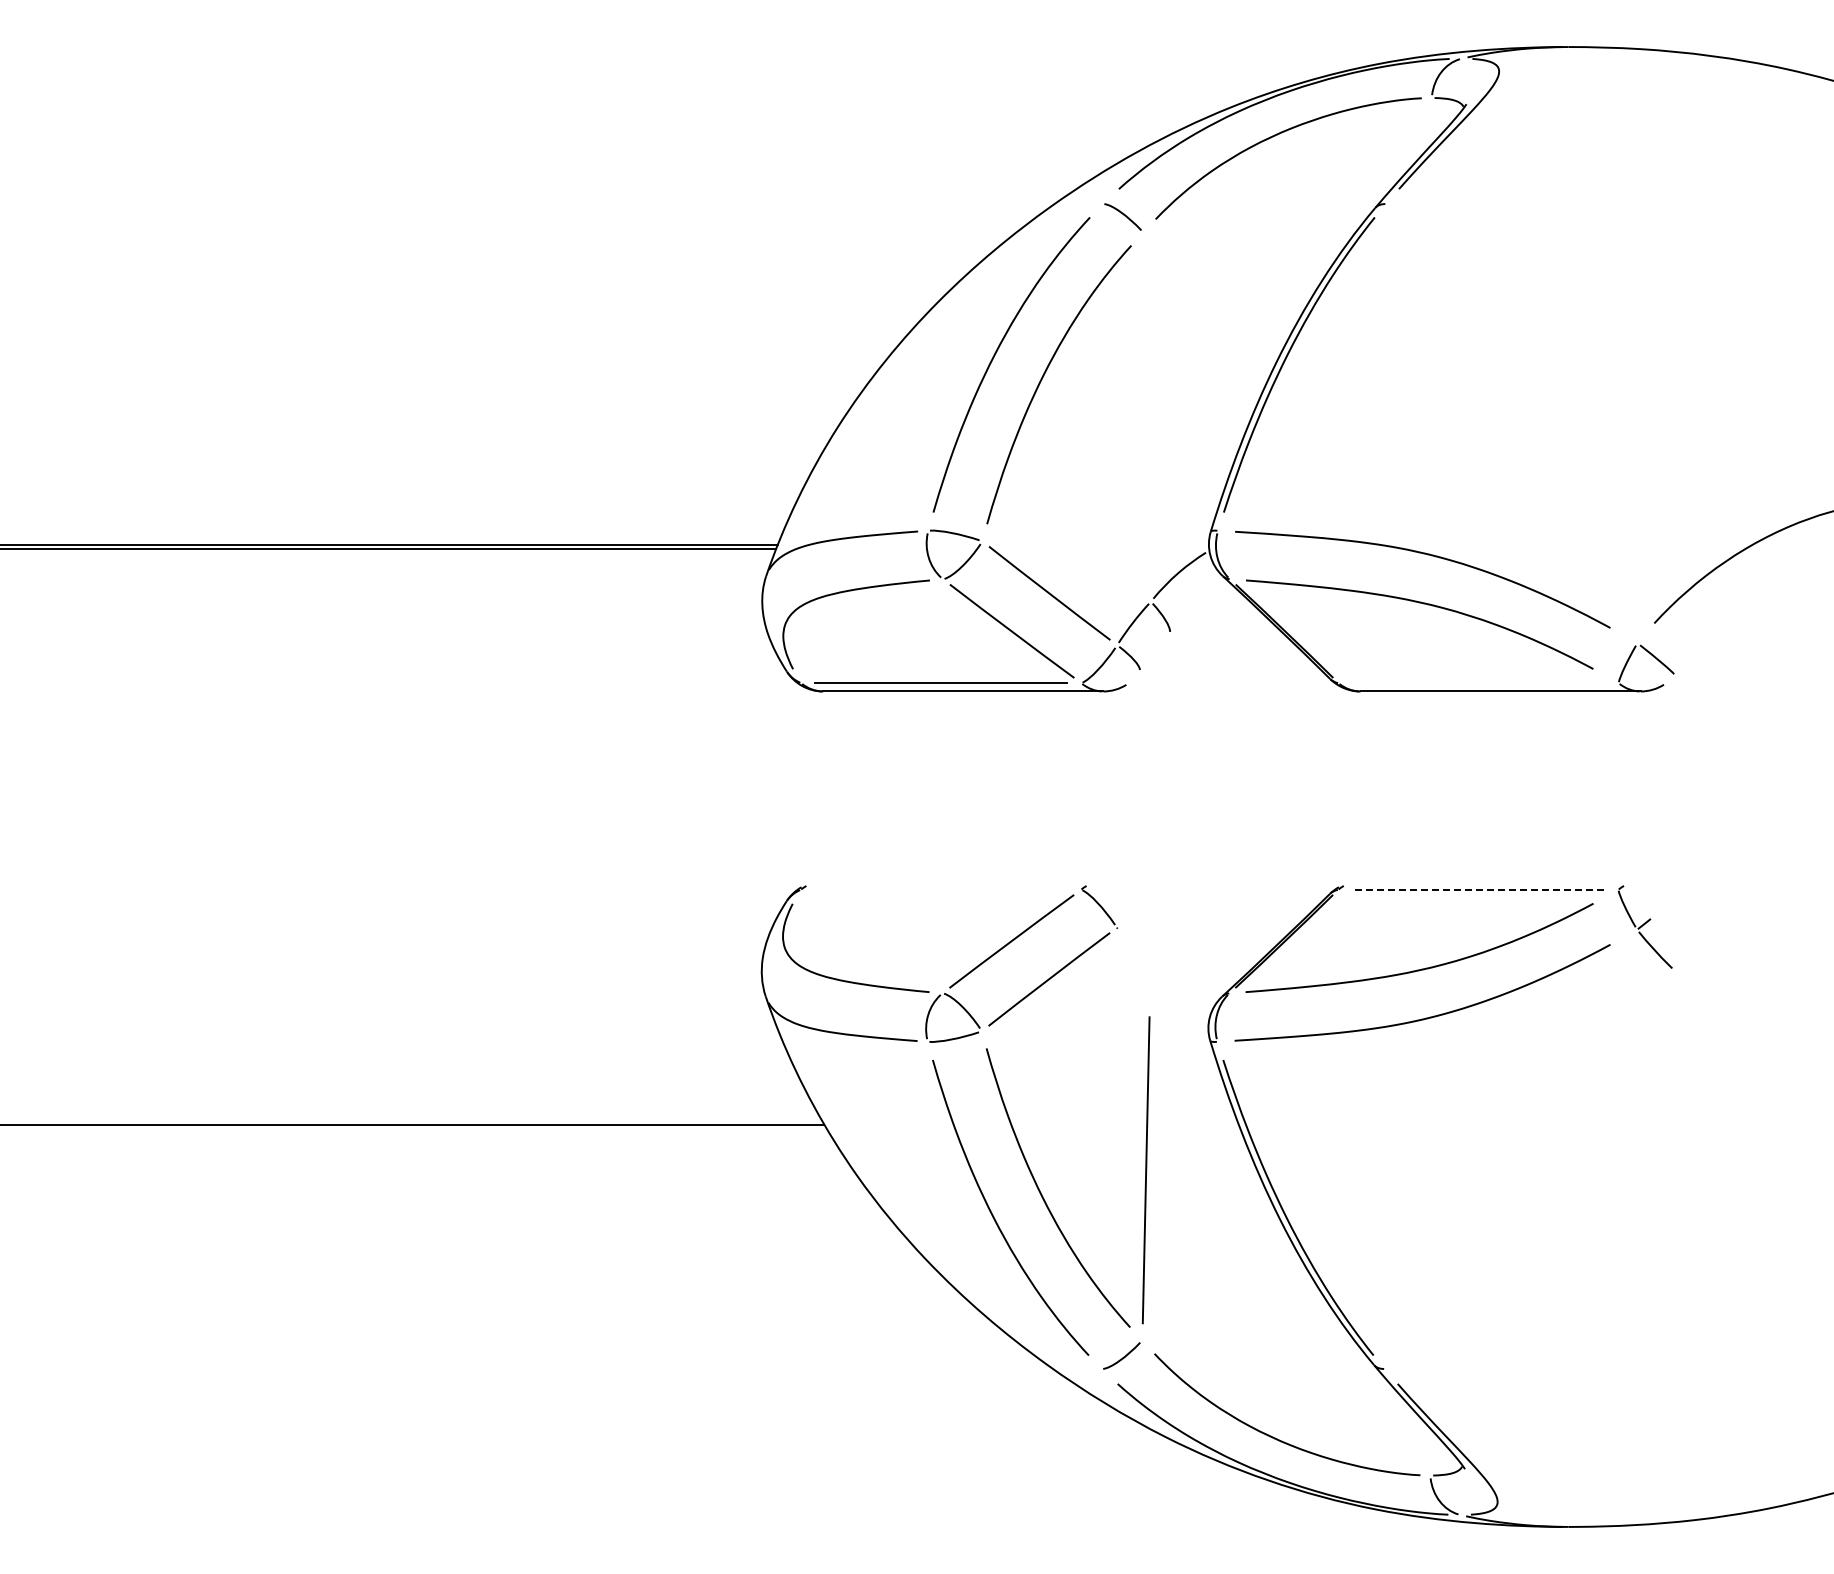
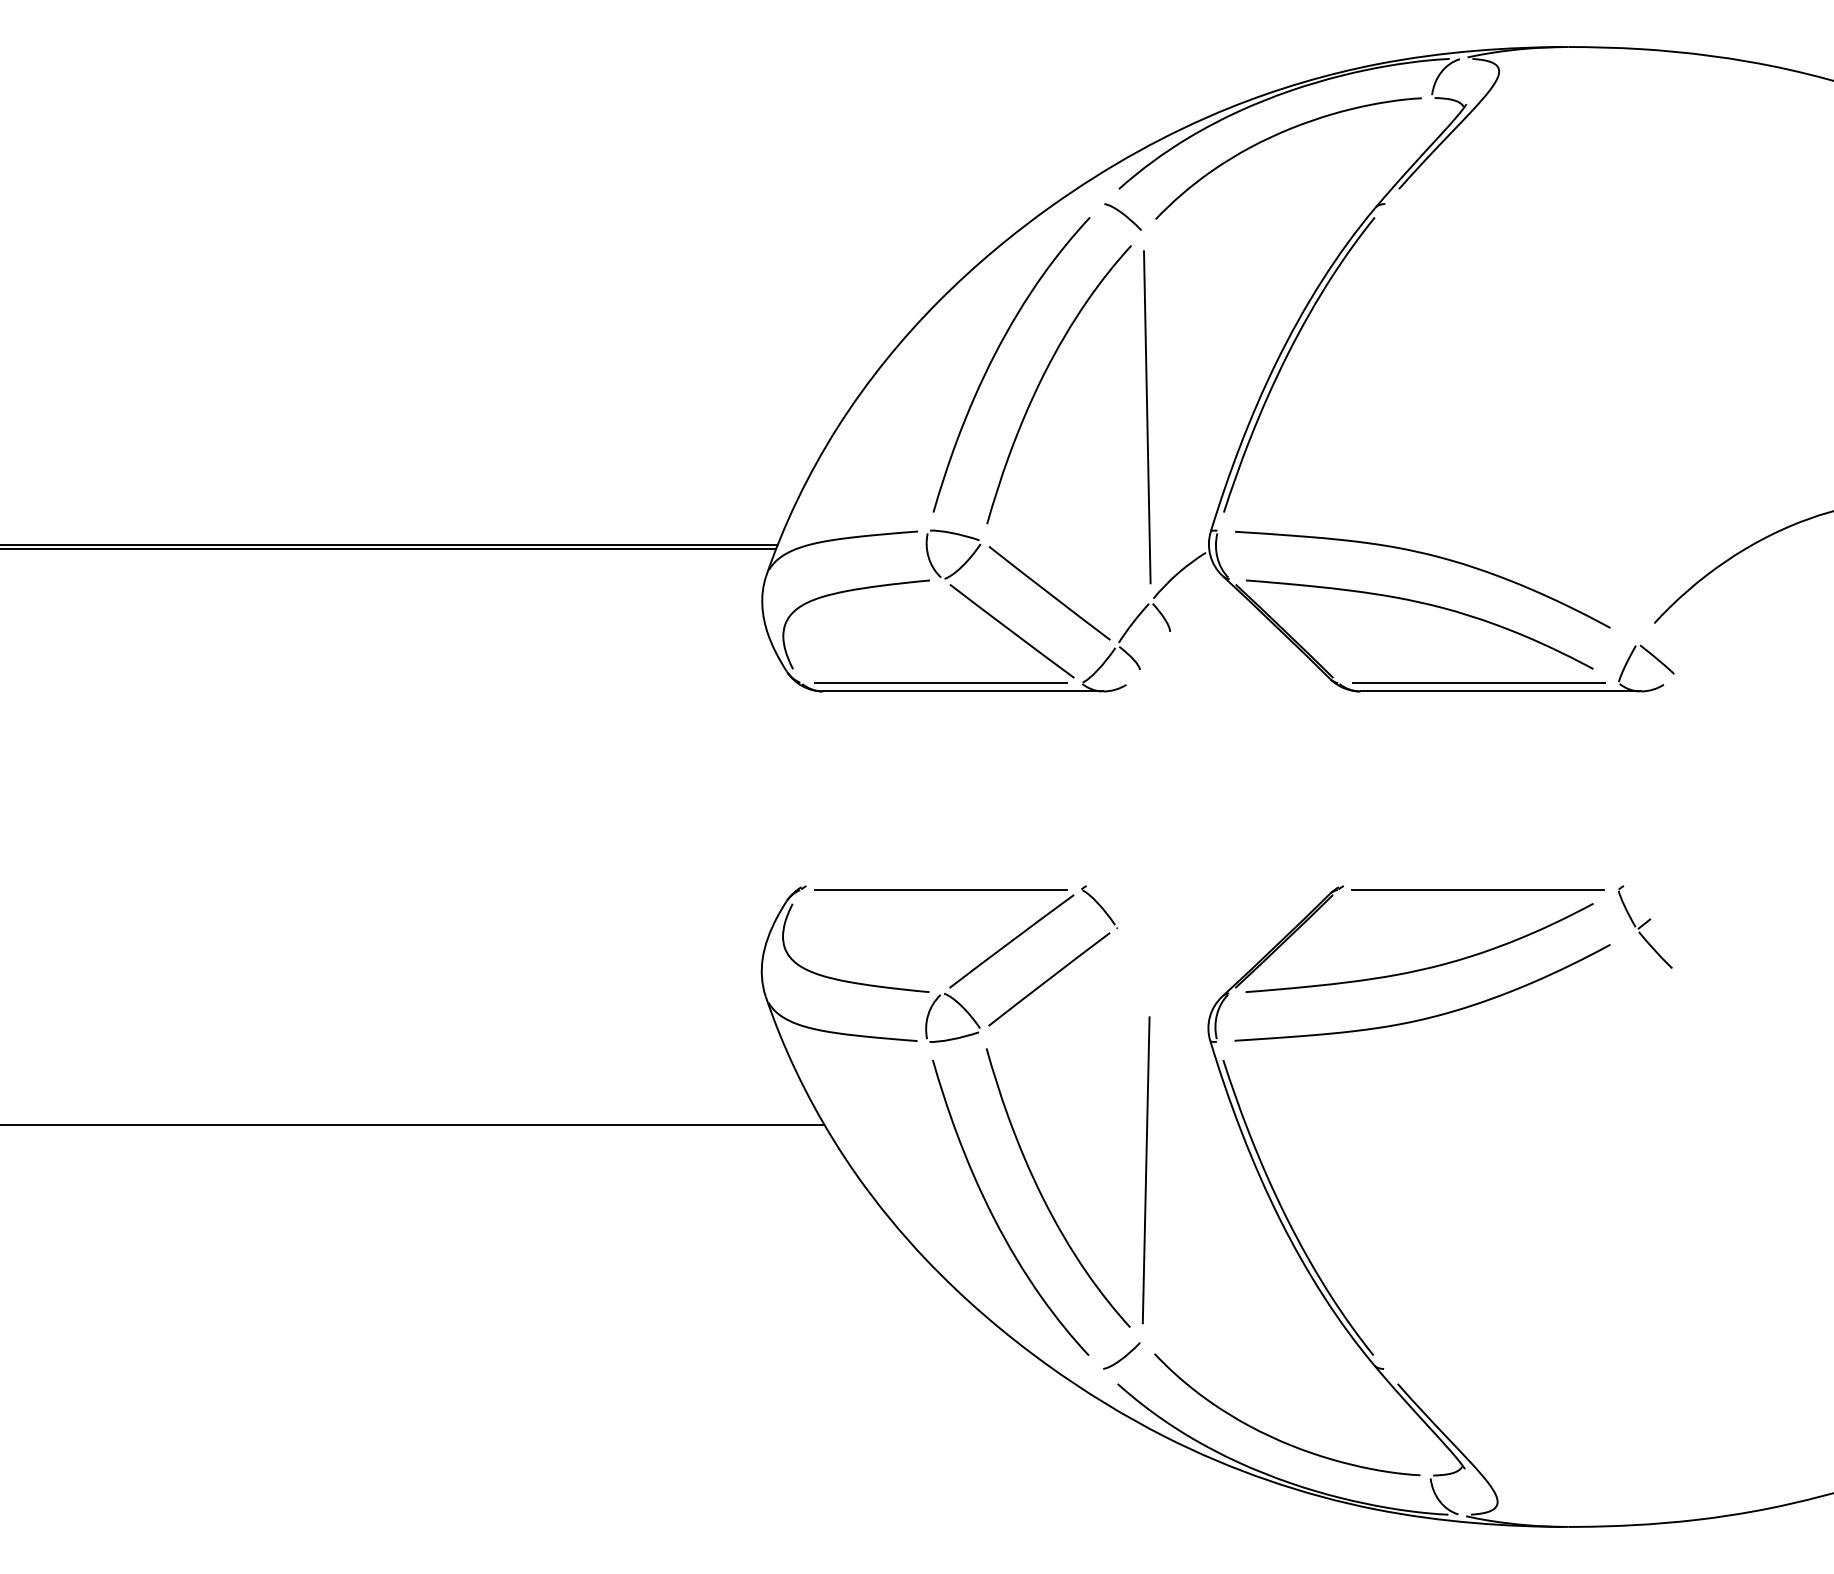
line: none -> present (1146, 417)
line: none -> present (1478, 683)
line: none -> present (941, 889)
line: dashed -> solid (1477, 889)
